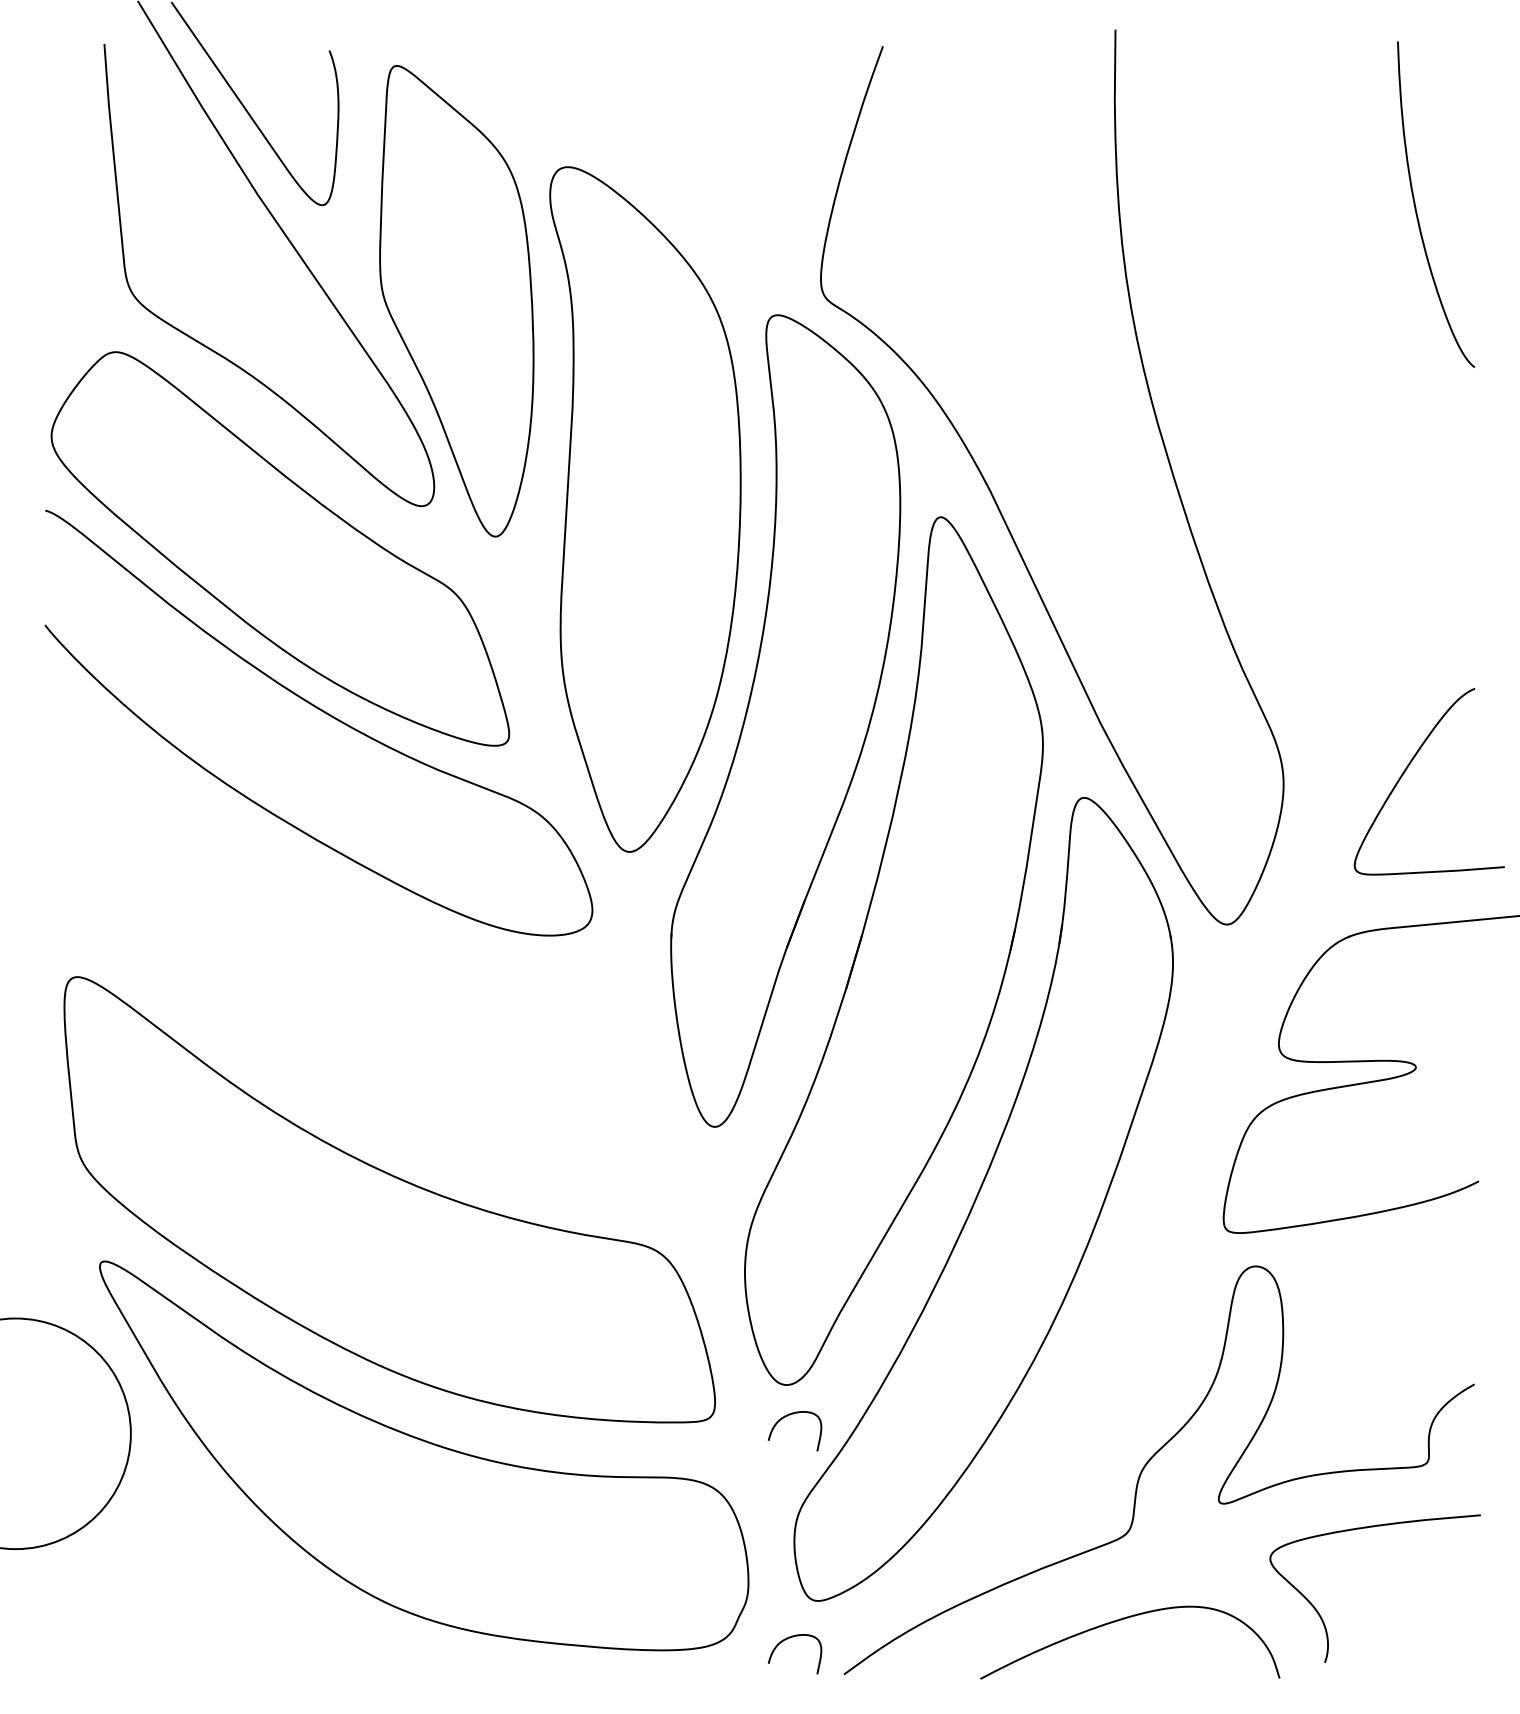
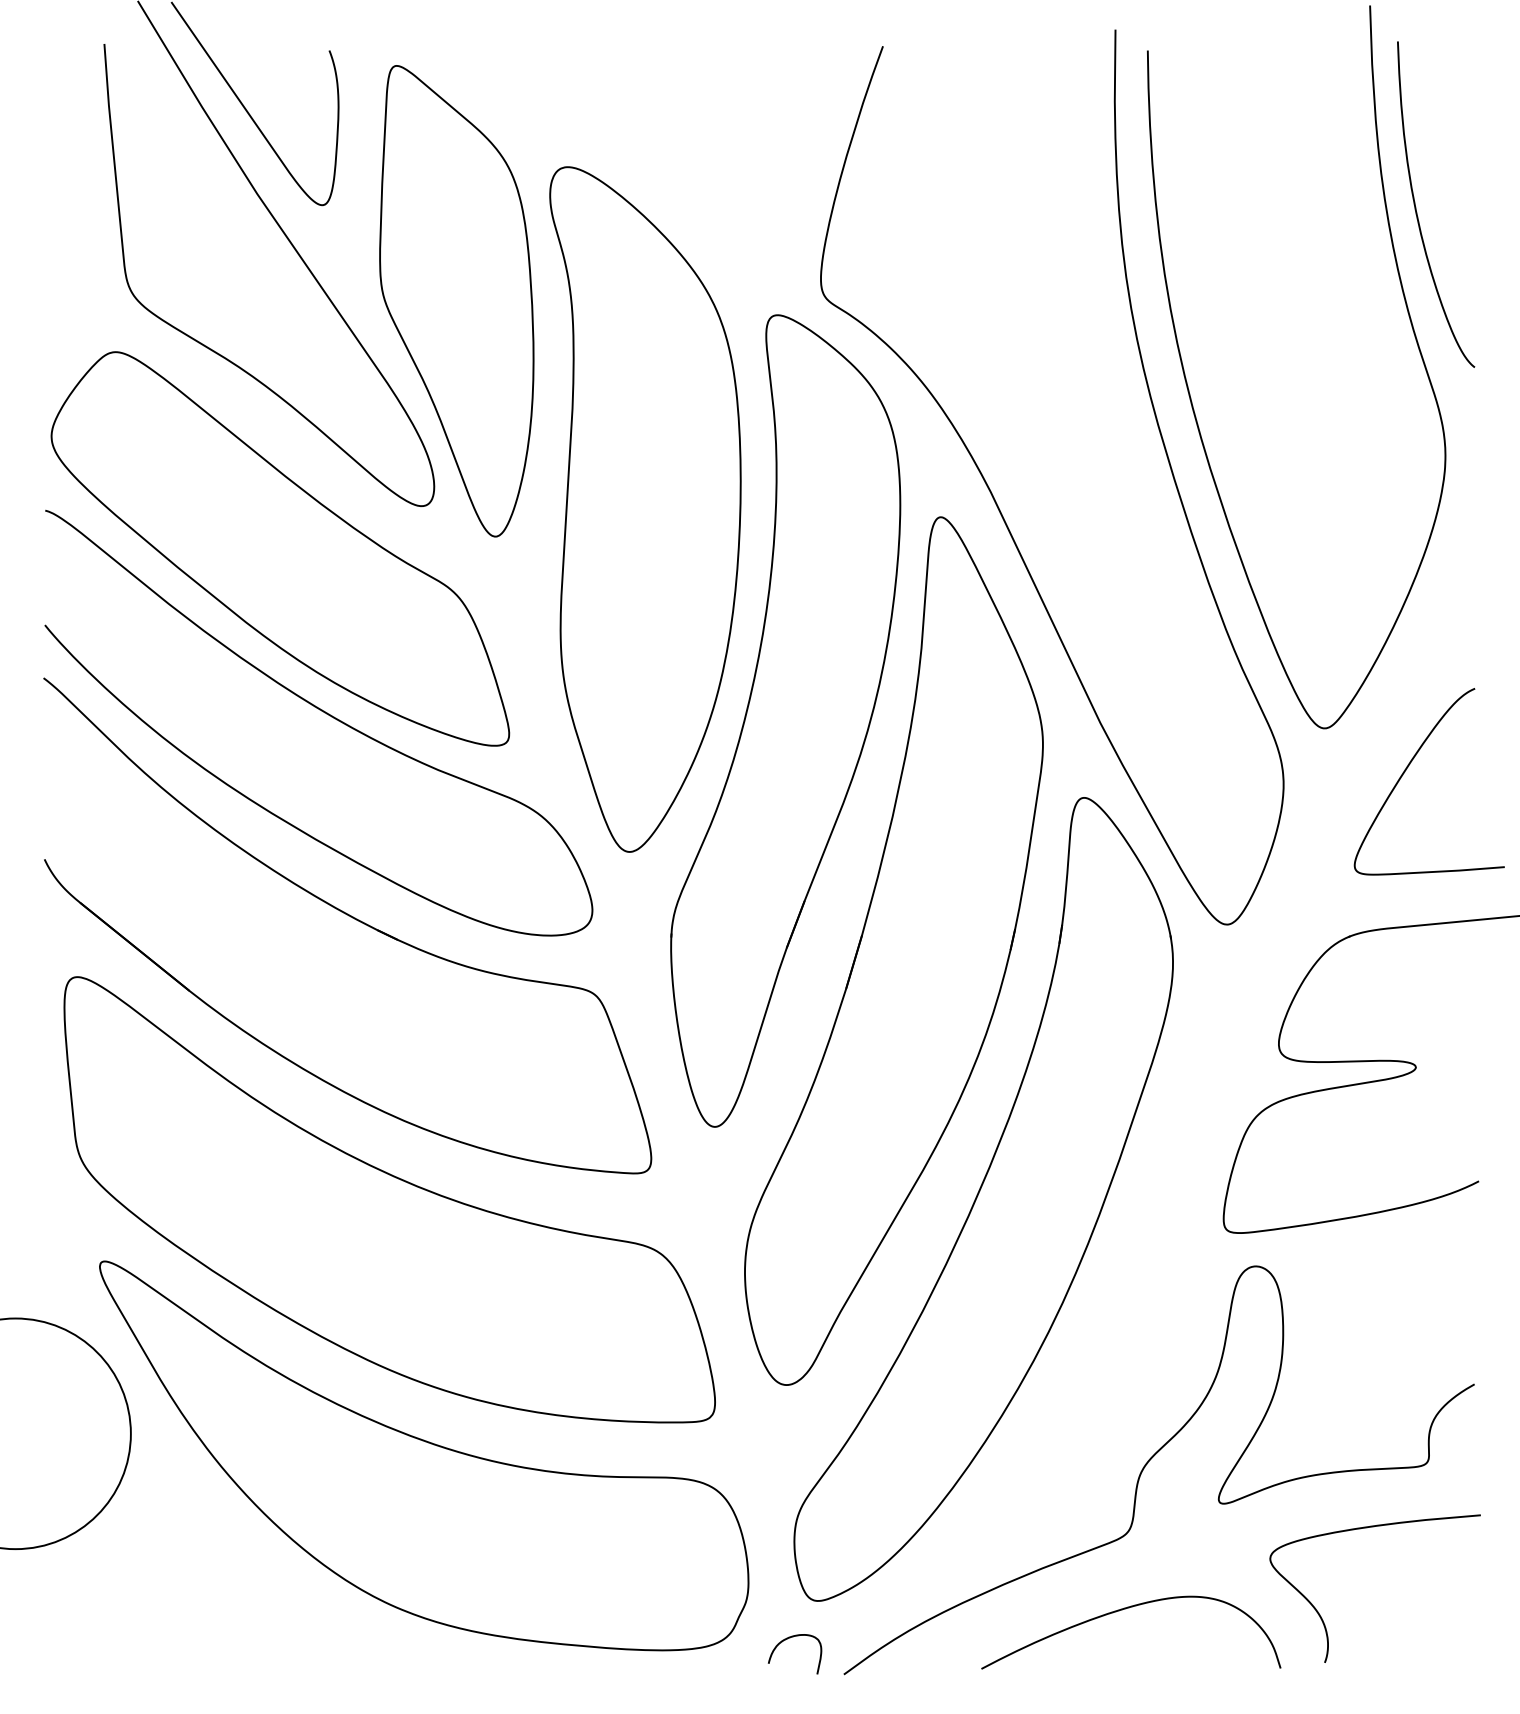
curve: none -> present (1190, 393)
part: none -> present (350, 917)
curve: present -> none (790, 1415)
curve position: (1124, 1619) -> (1125, 1609) (1125, 1609)
